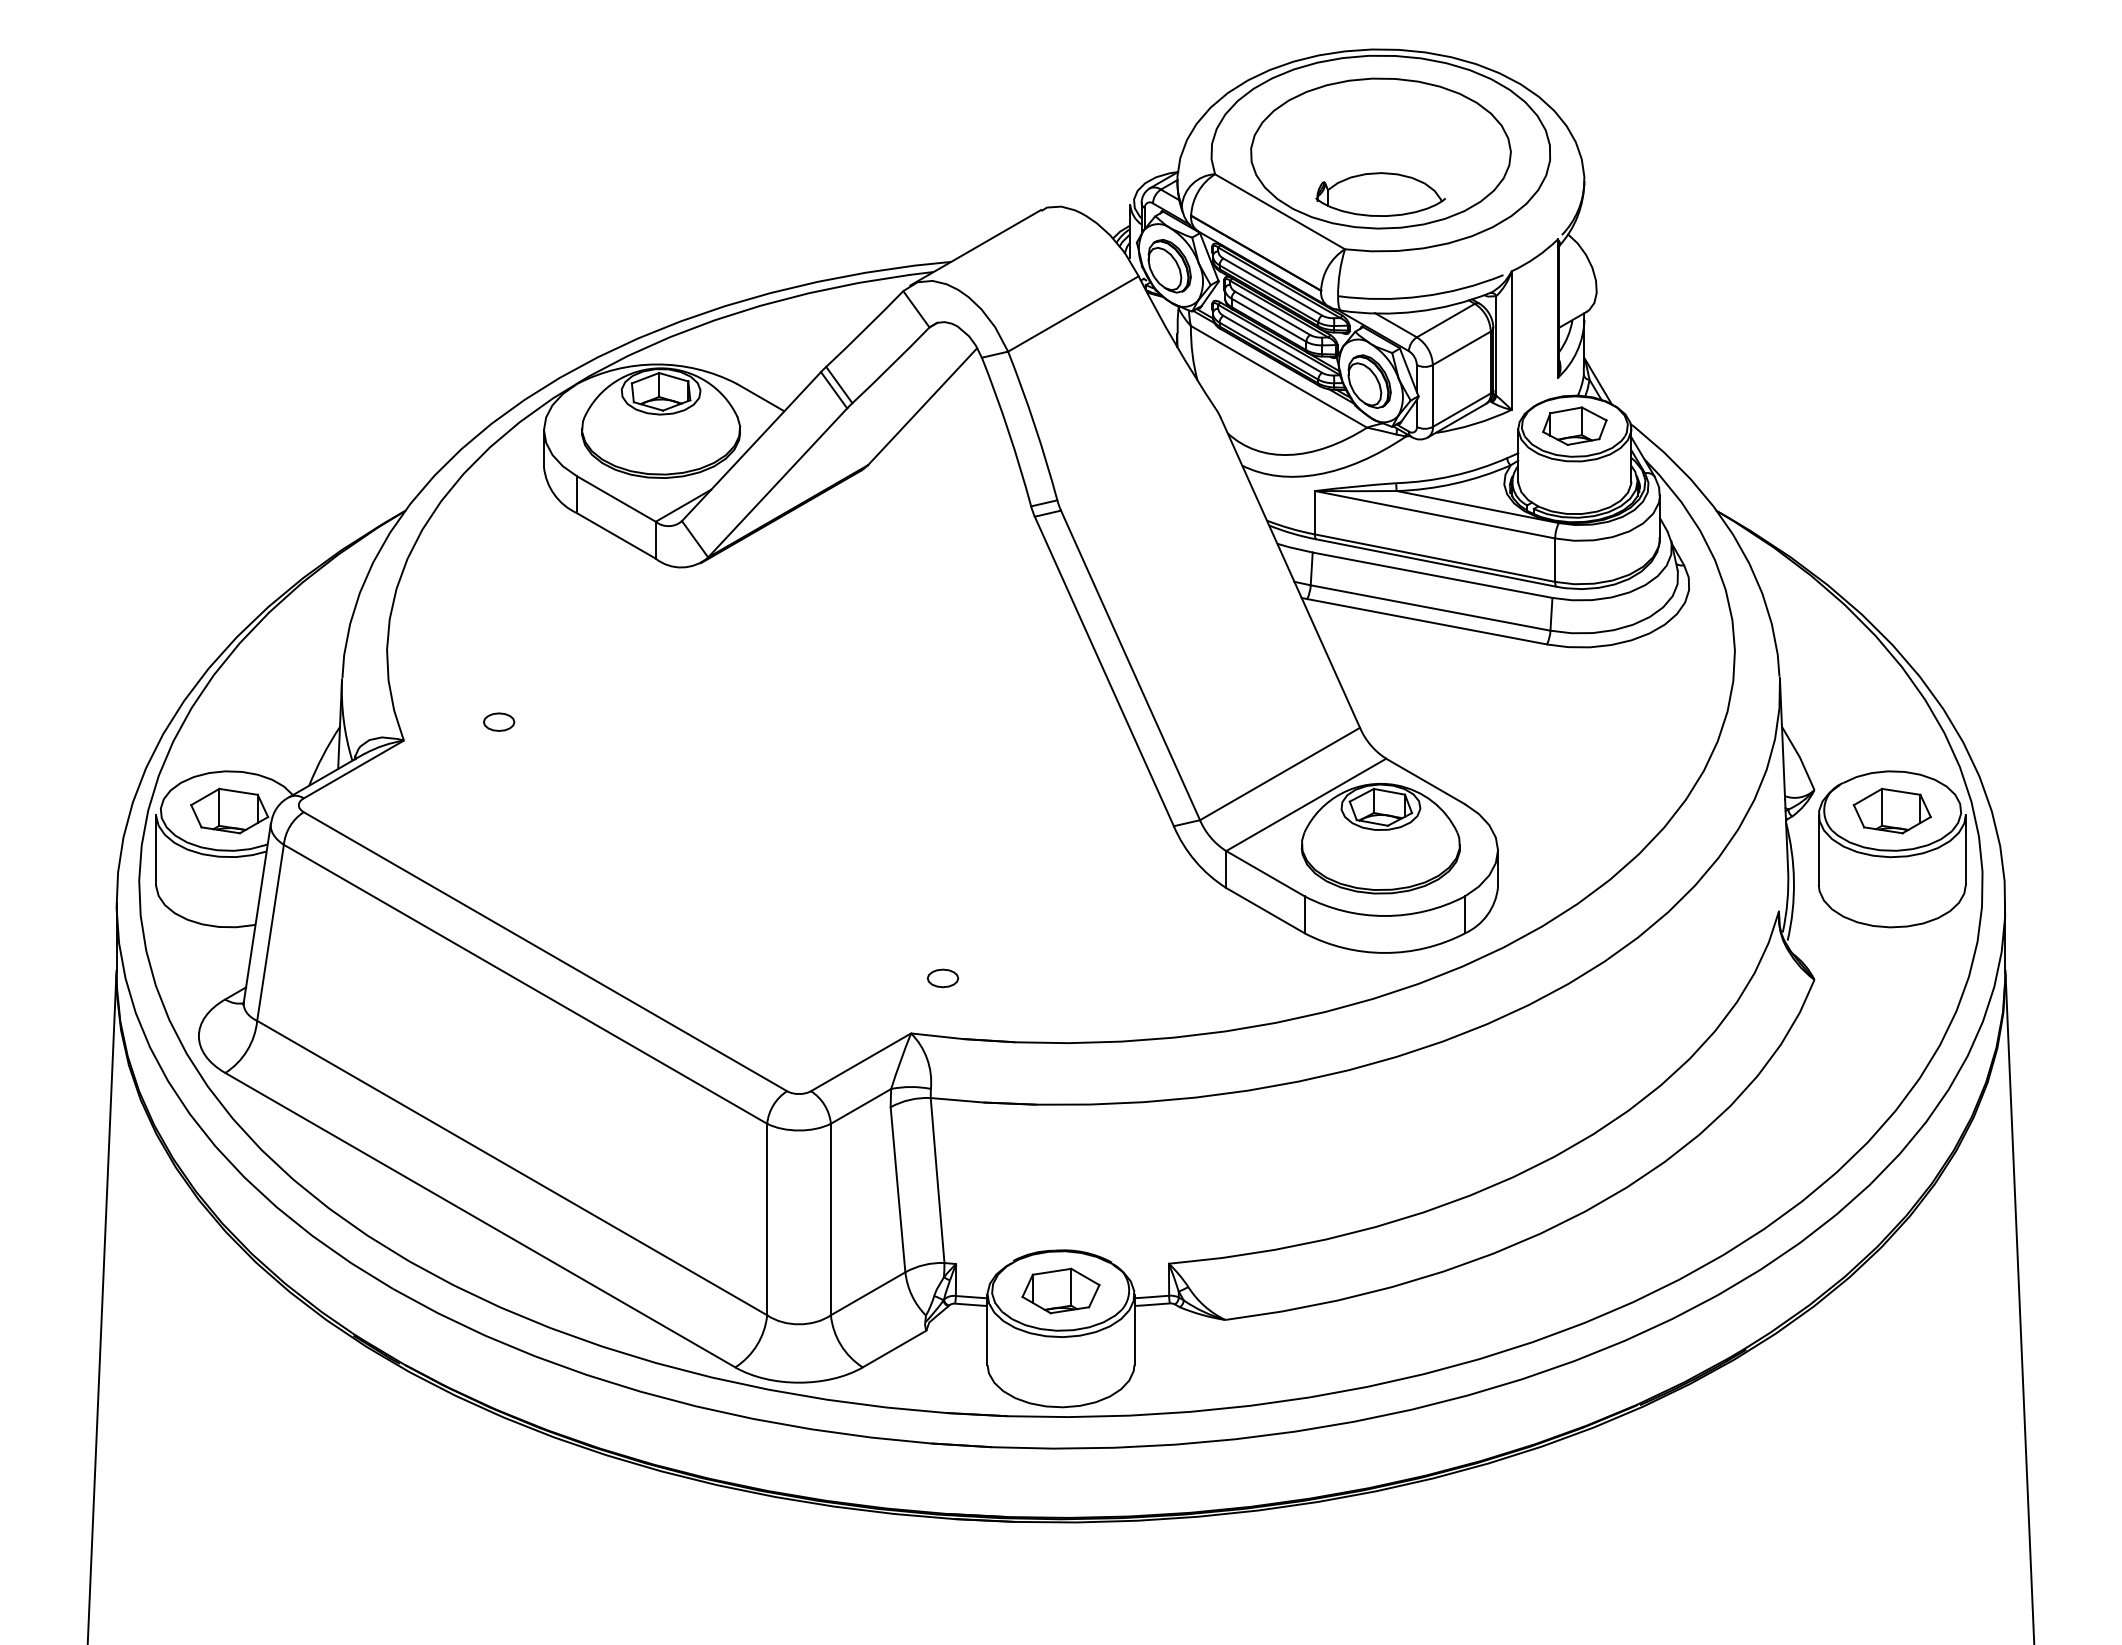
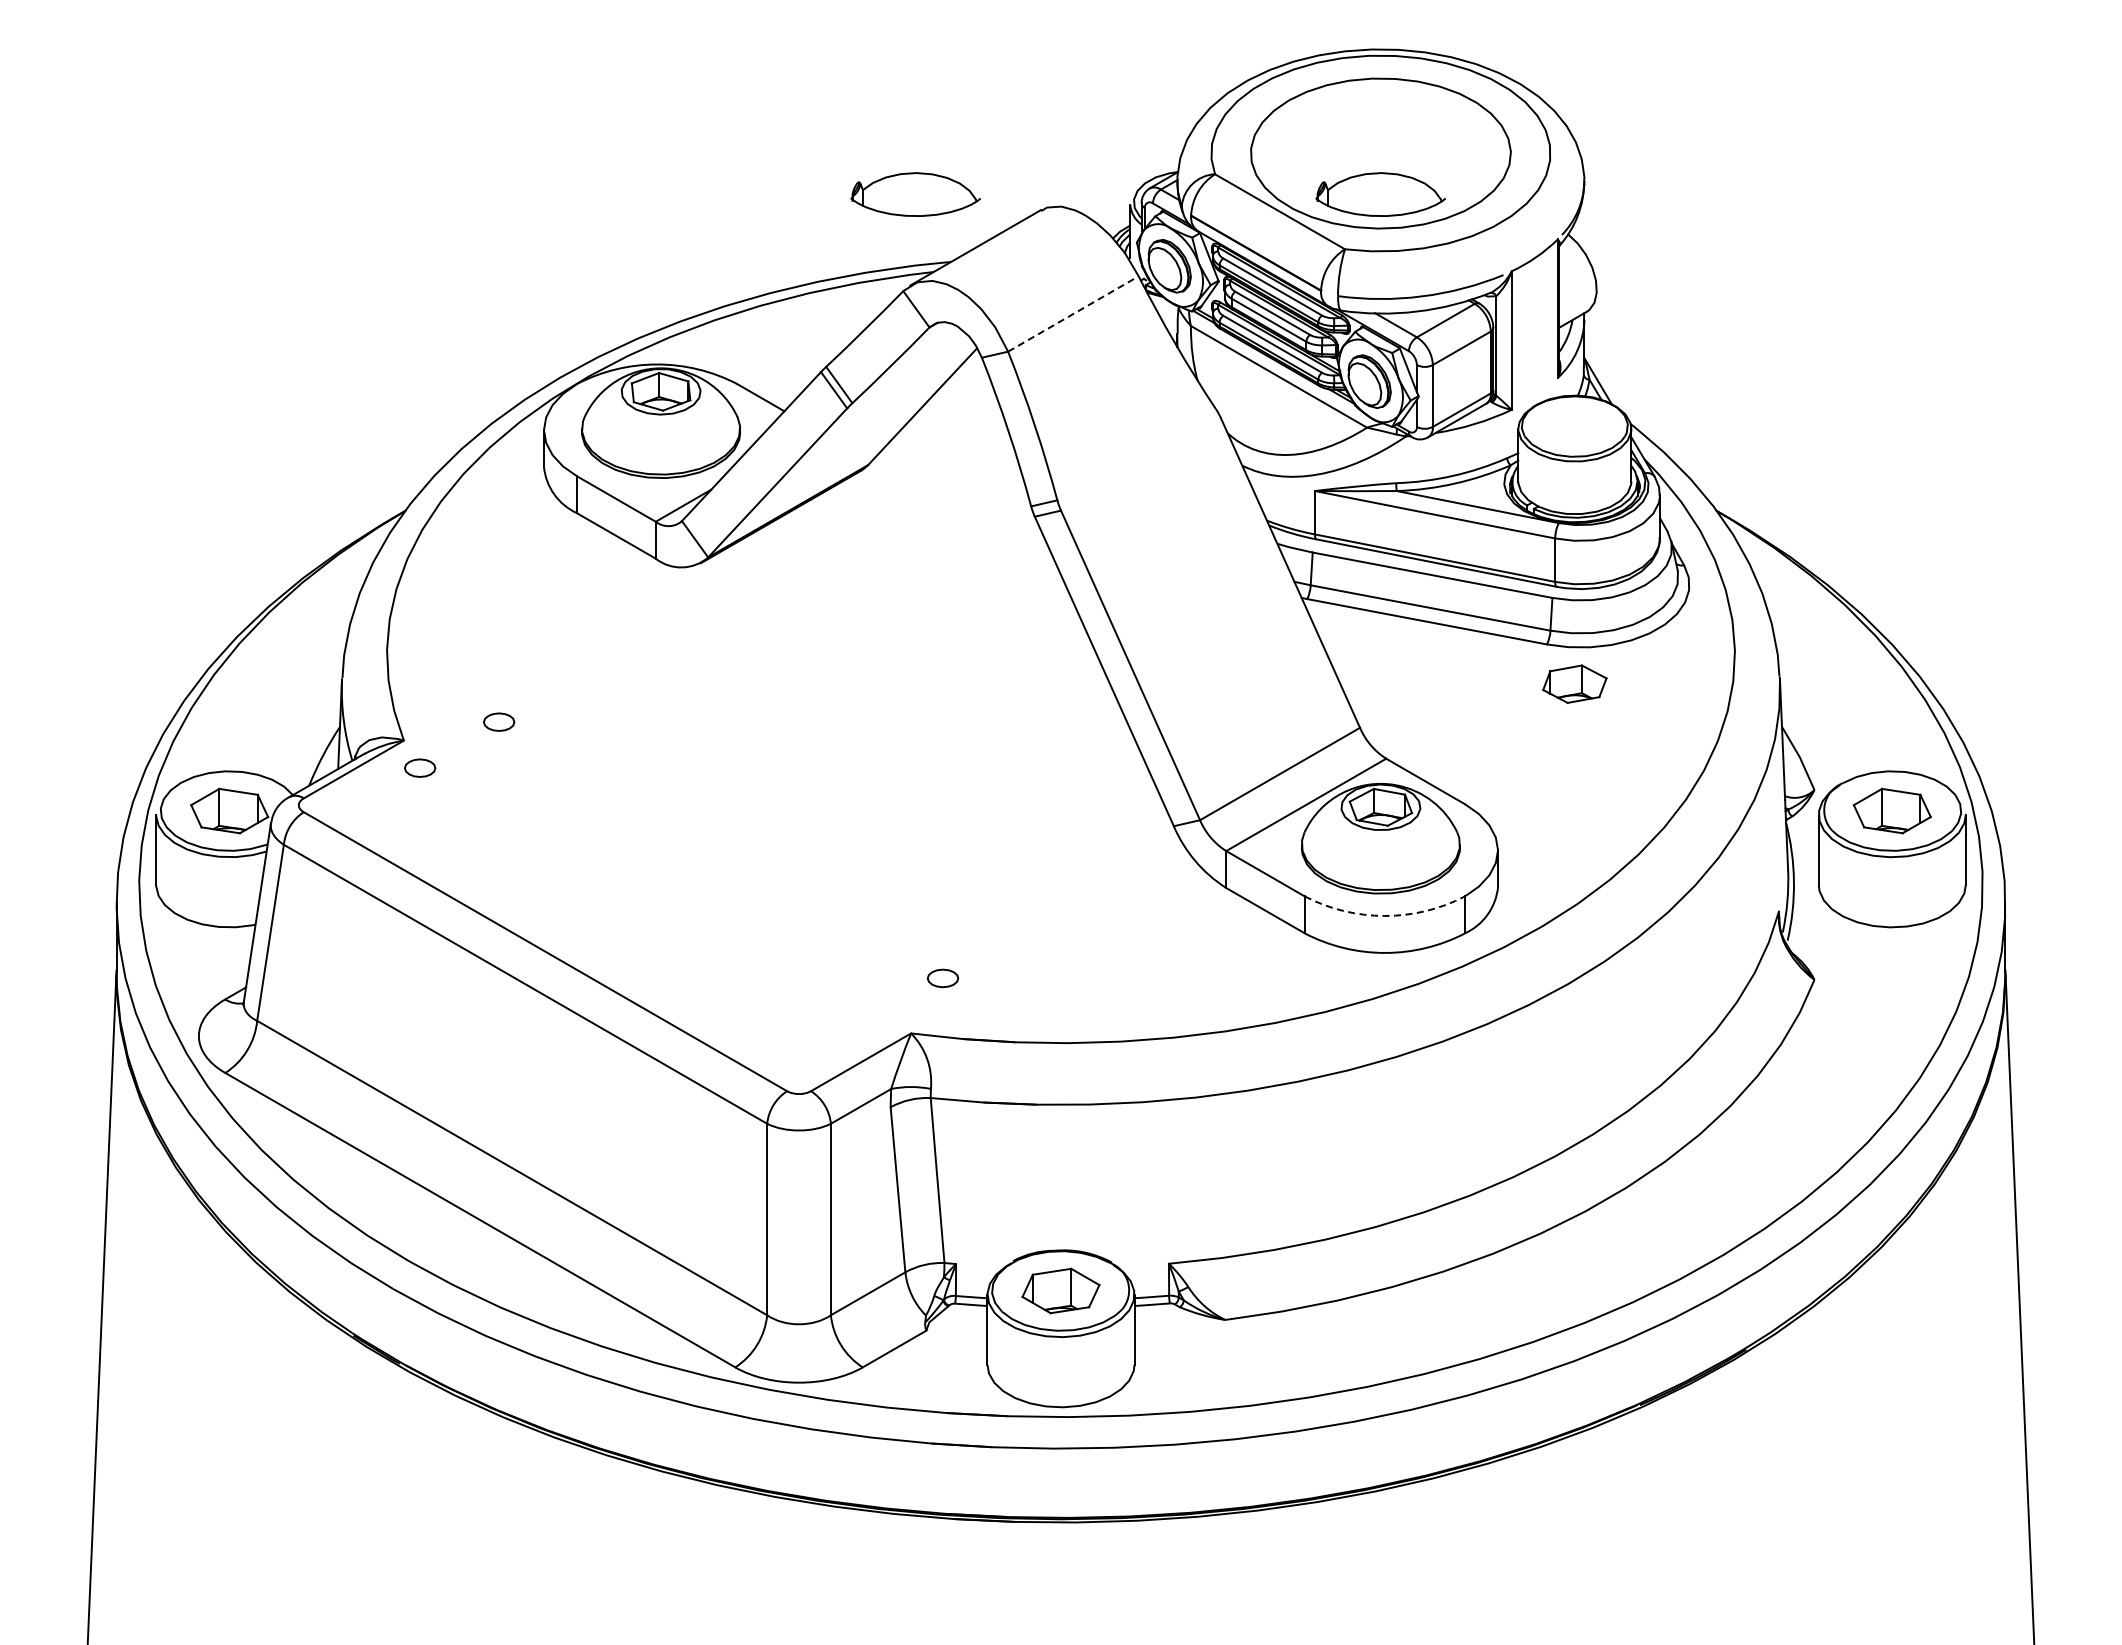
part: none -> present (915, 194)
line: solid -> dashed (1073, 313)
part position: (1574, 425) -> (1574, 683) (1574, 683)
part: none -> present (420, 767)
arc: solid -> dashed (1384, 915)
